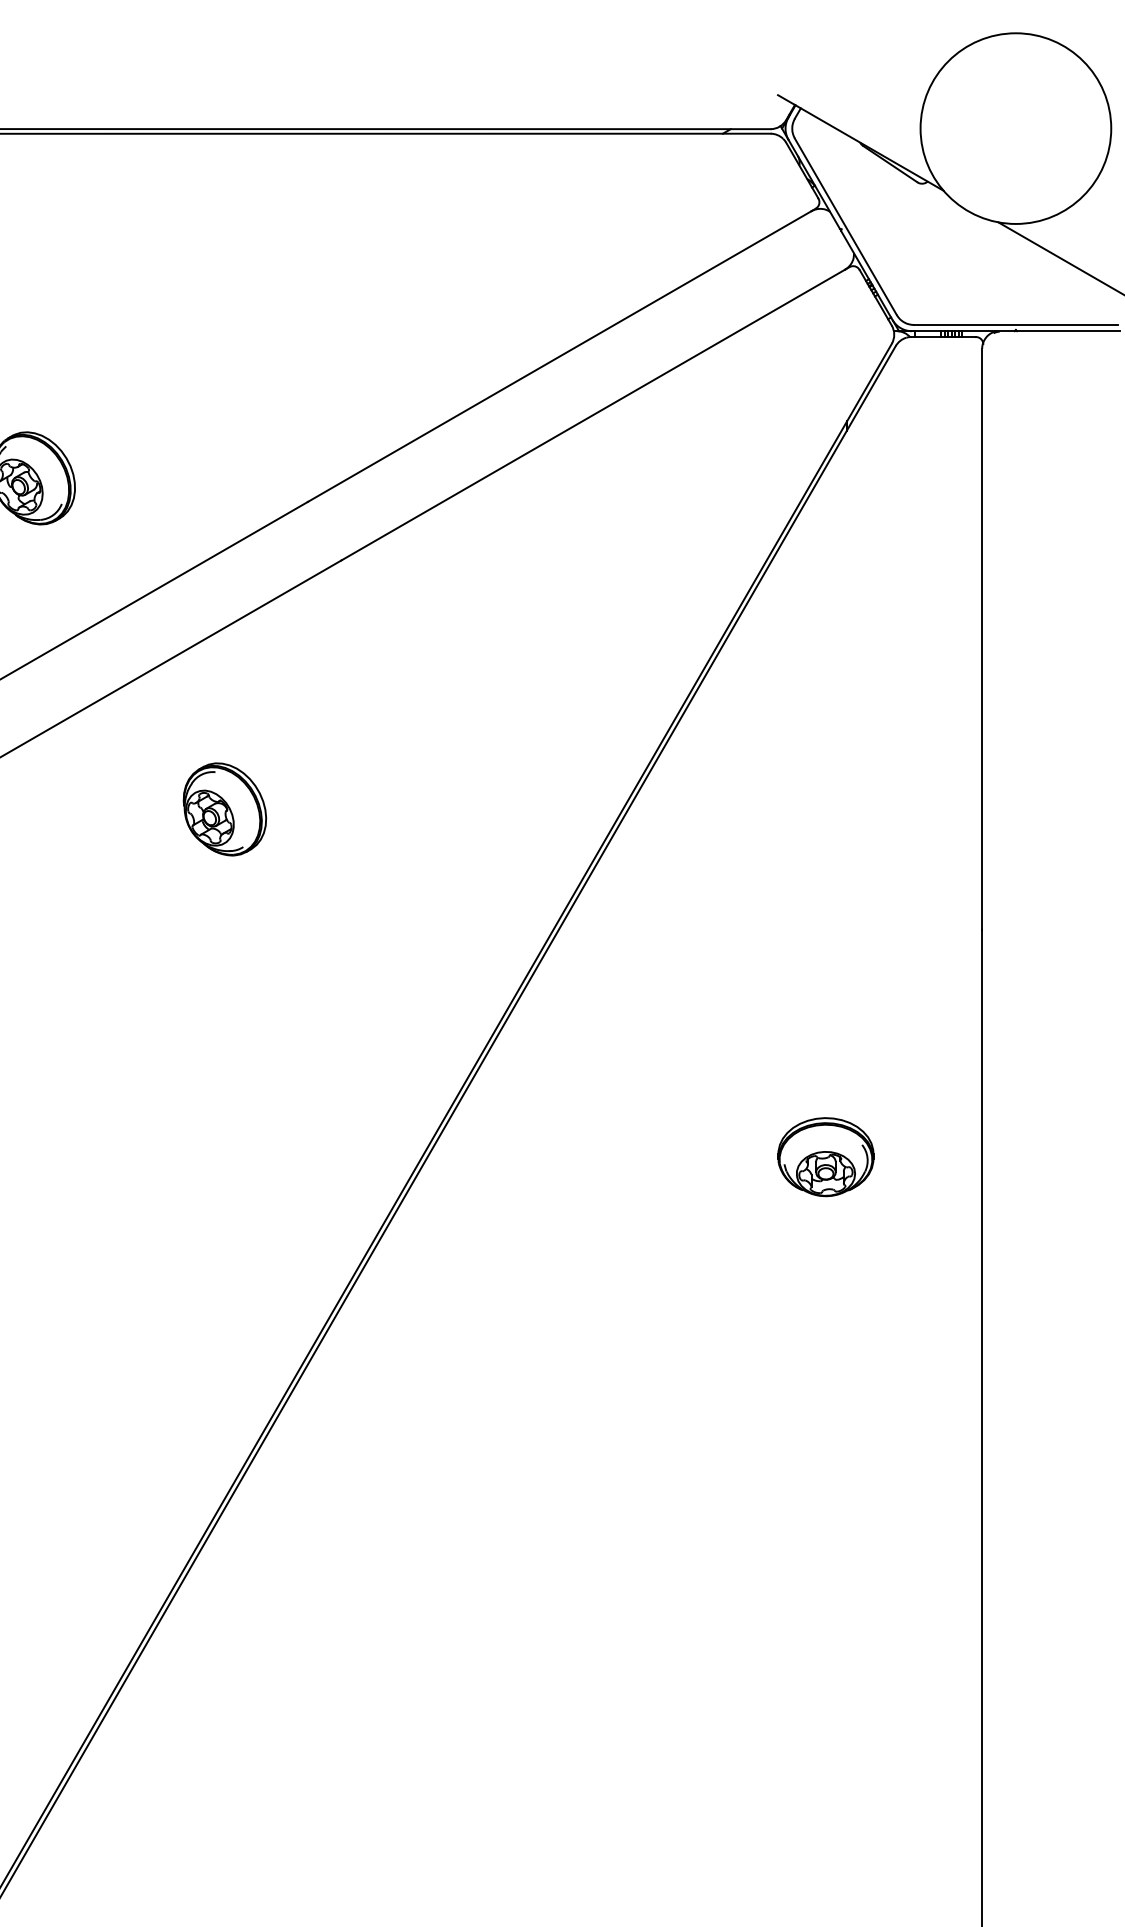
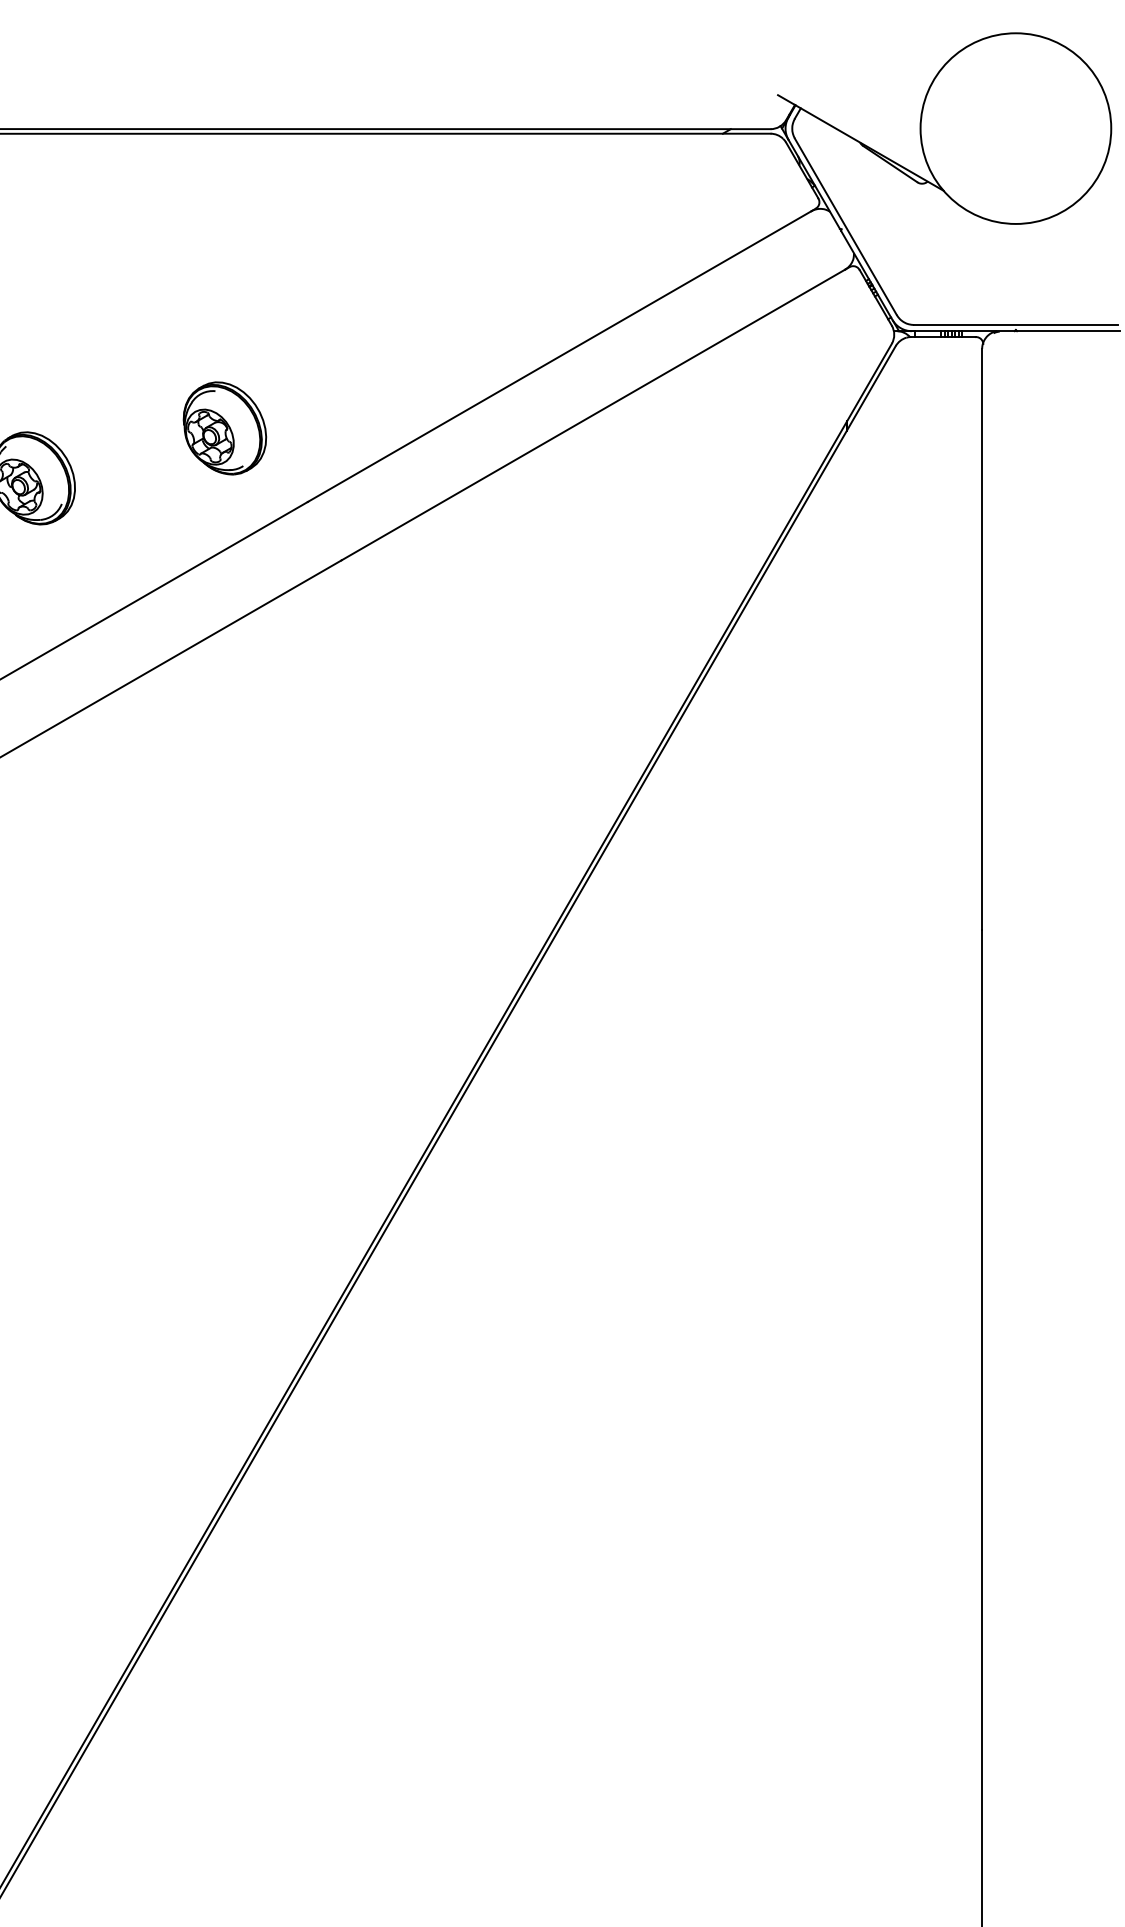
line: present -> none (1059, 257)
part position: (224, 809) -> (224, 428) (224, 428)
part: present -> none (825, 1157)
